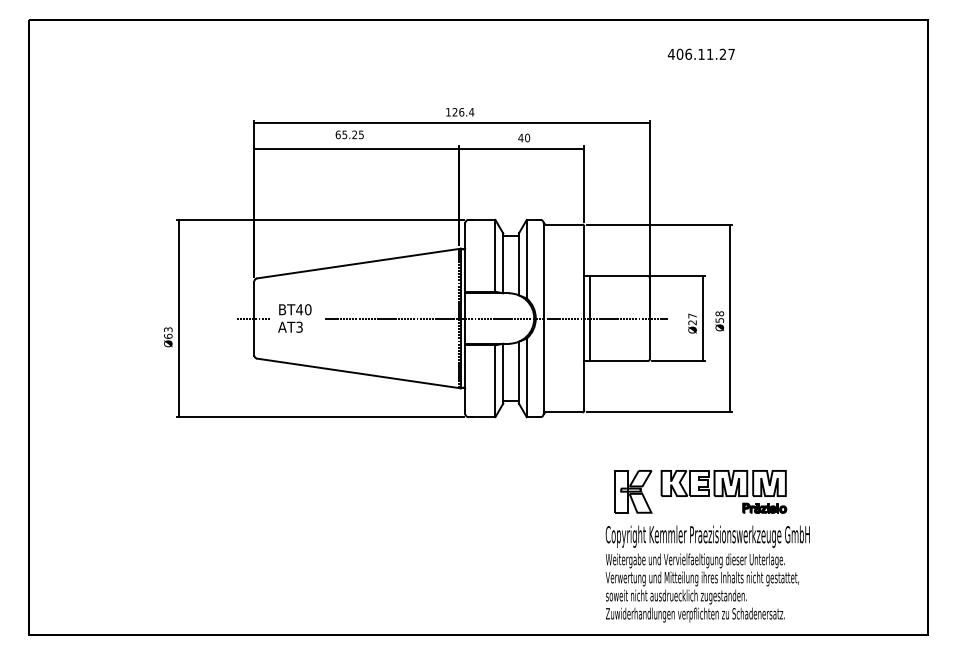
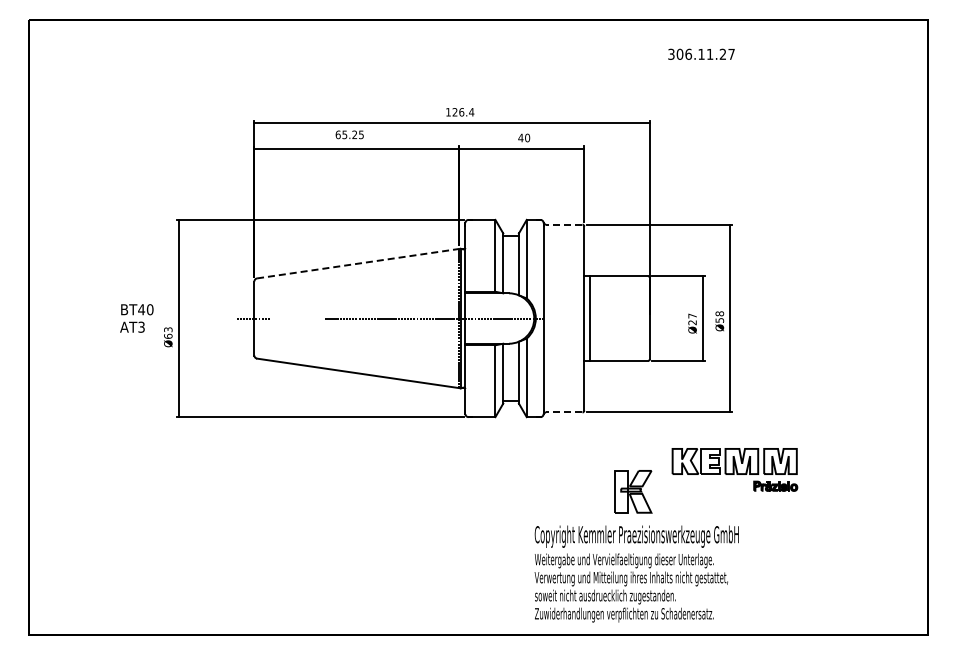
text: 406.11.27 -> 306.11.27 (670, 53)
line: solid -> dashed (563, 224)
line: solid -> dashed (358, 263)
text position: (294, 318) -> (136, 318) (136, 318)
line: present -> none (607, 318)
line: solid -> dashed (563, 412)
part position: (723, 491) -> (734, 469) (734, 469)
text position: (707, 573) -> (636, 573) (636, 573)
